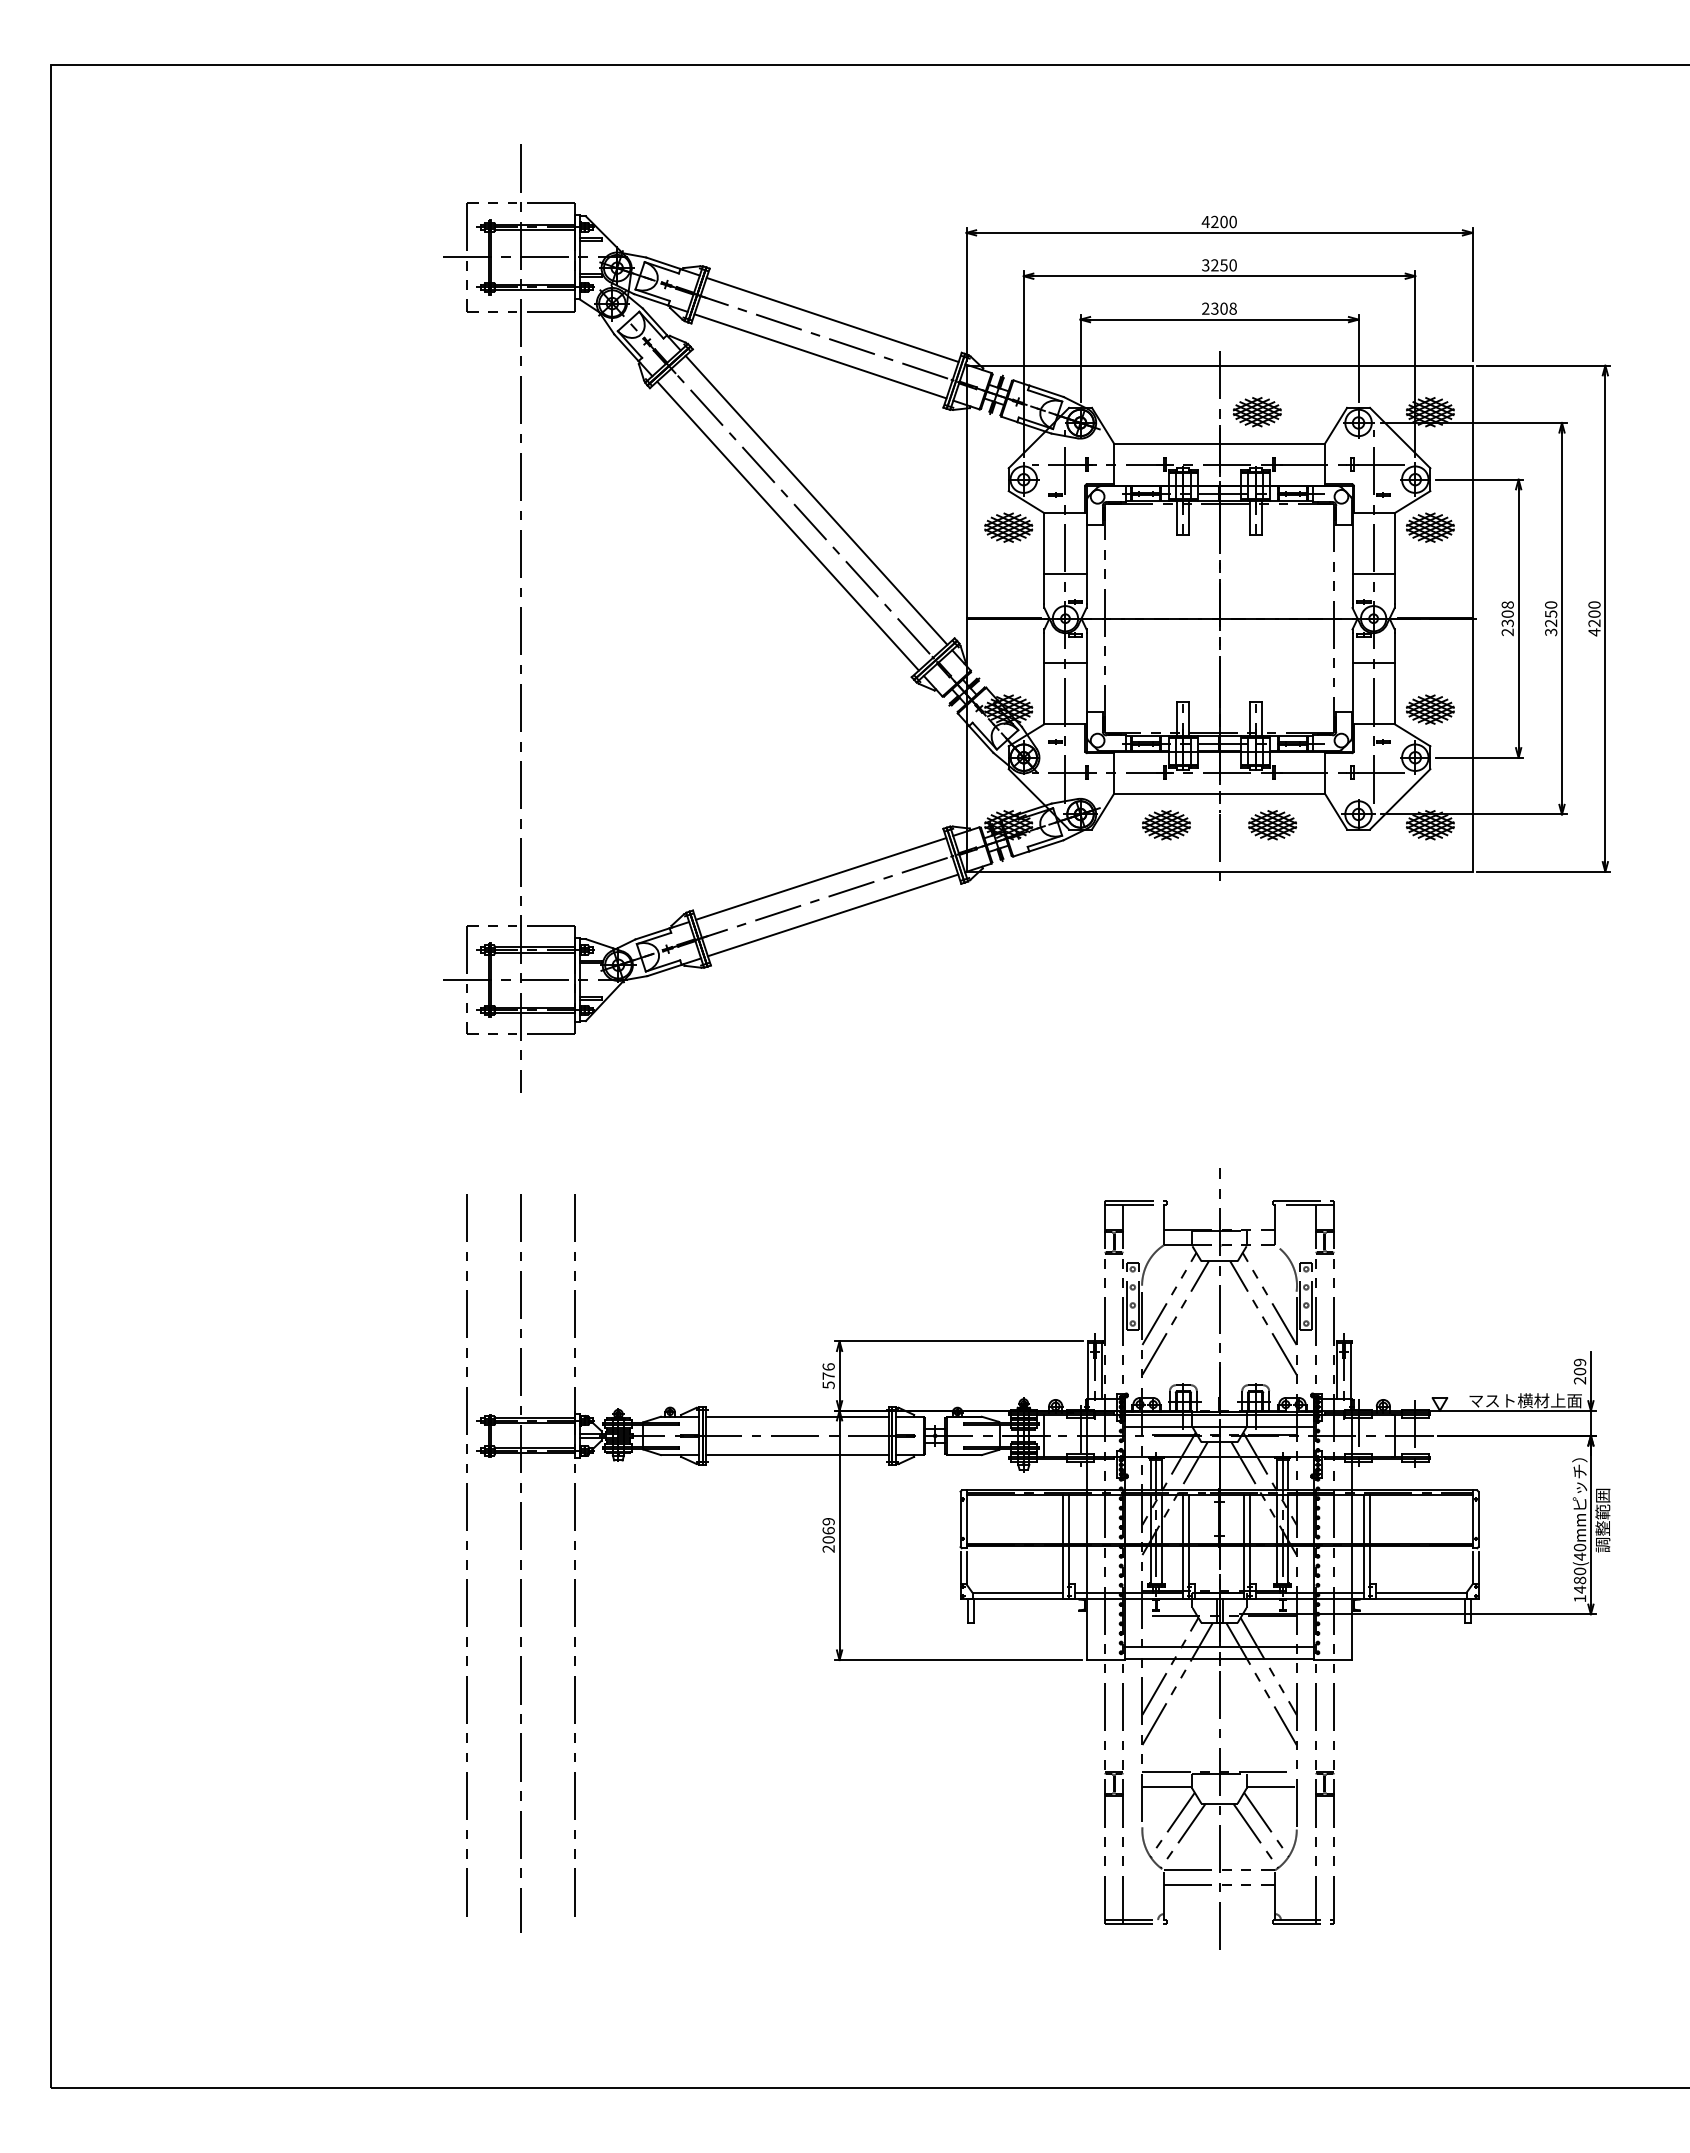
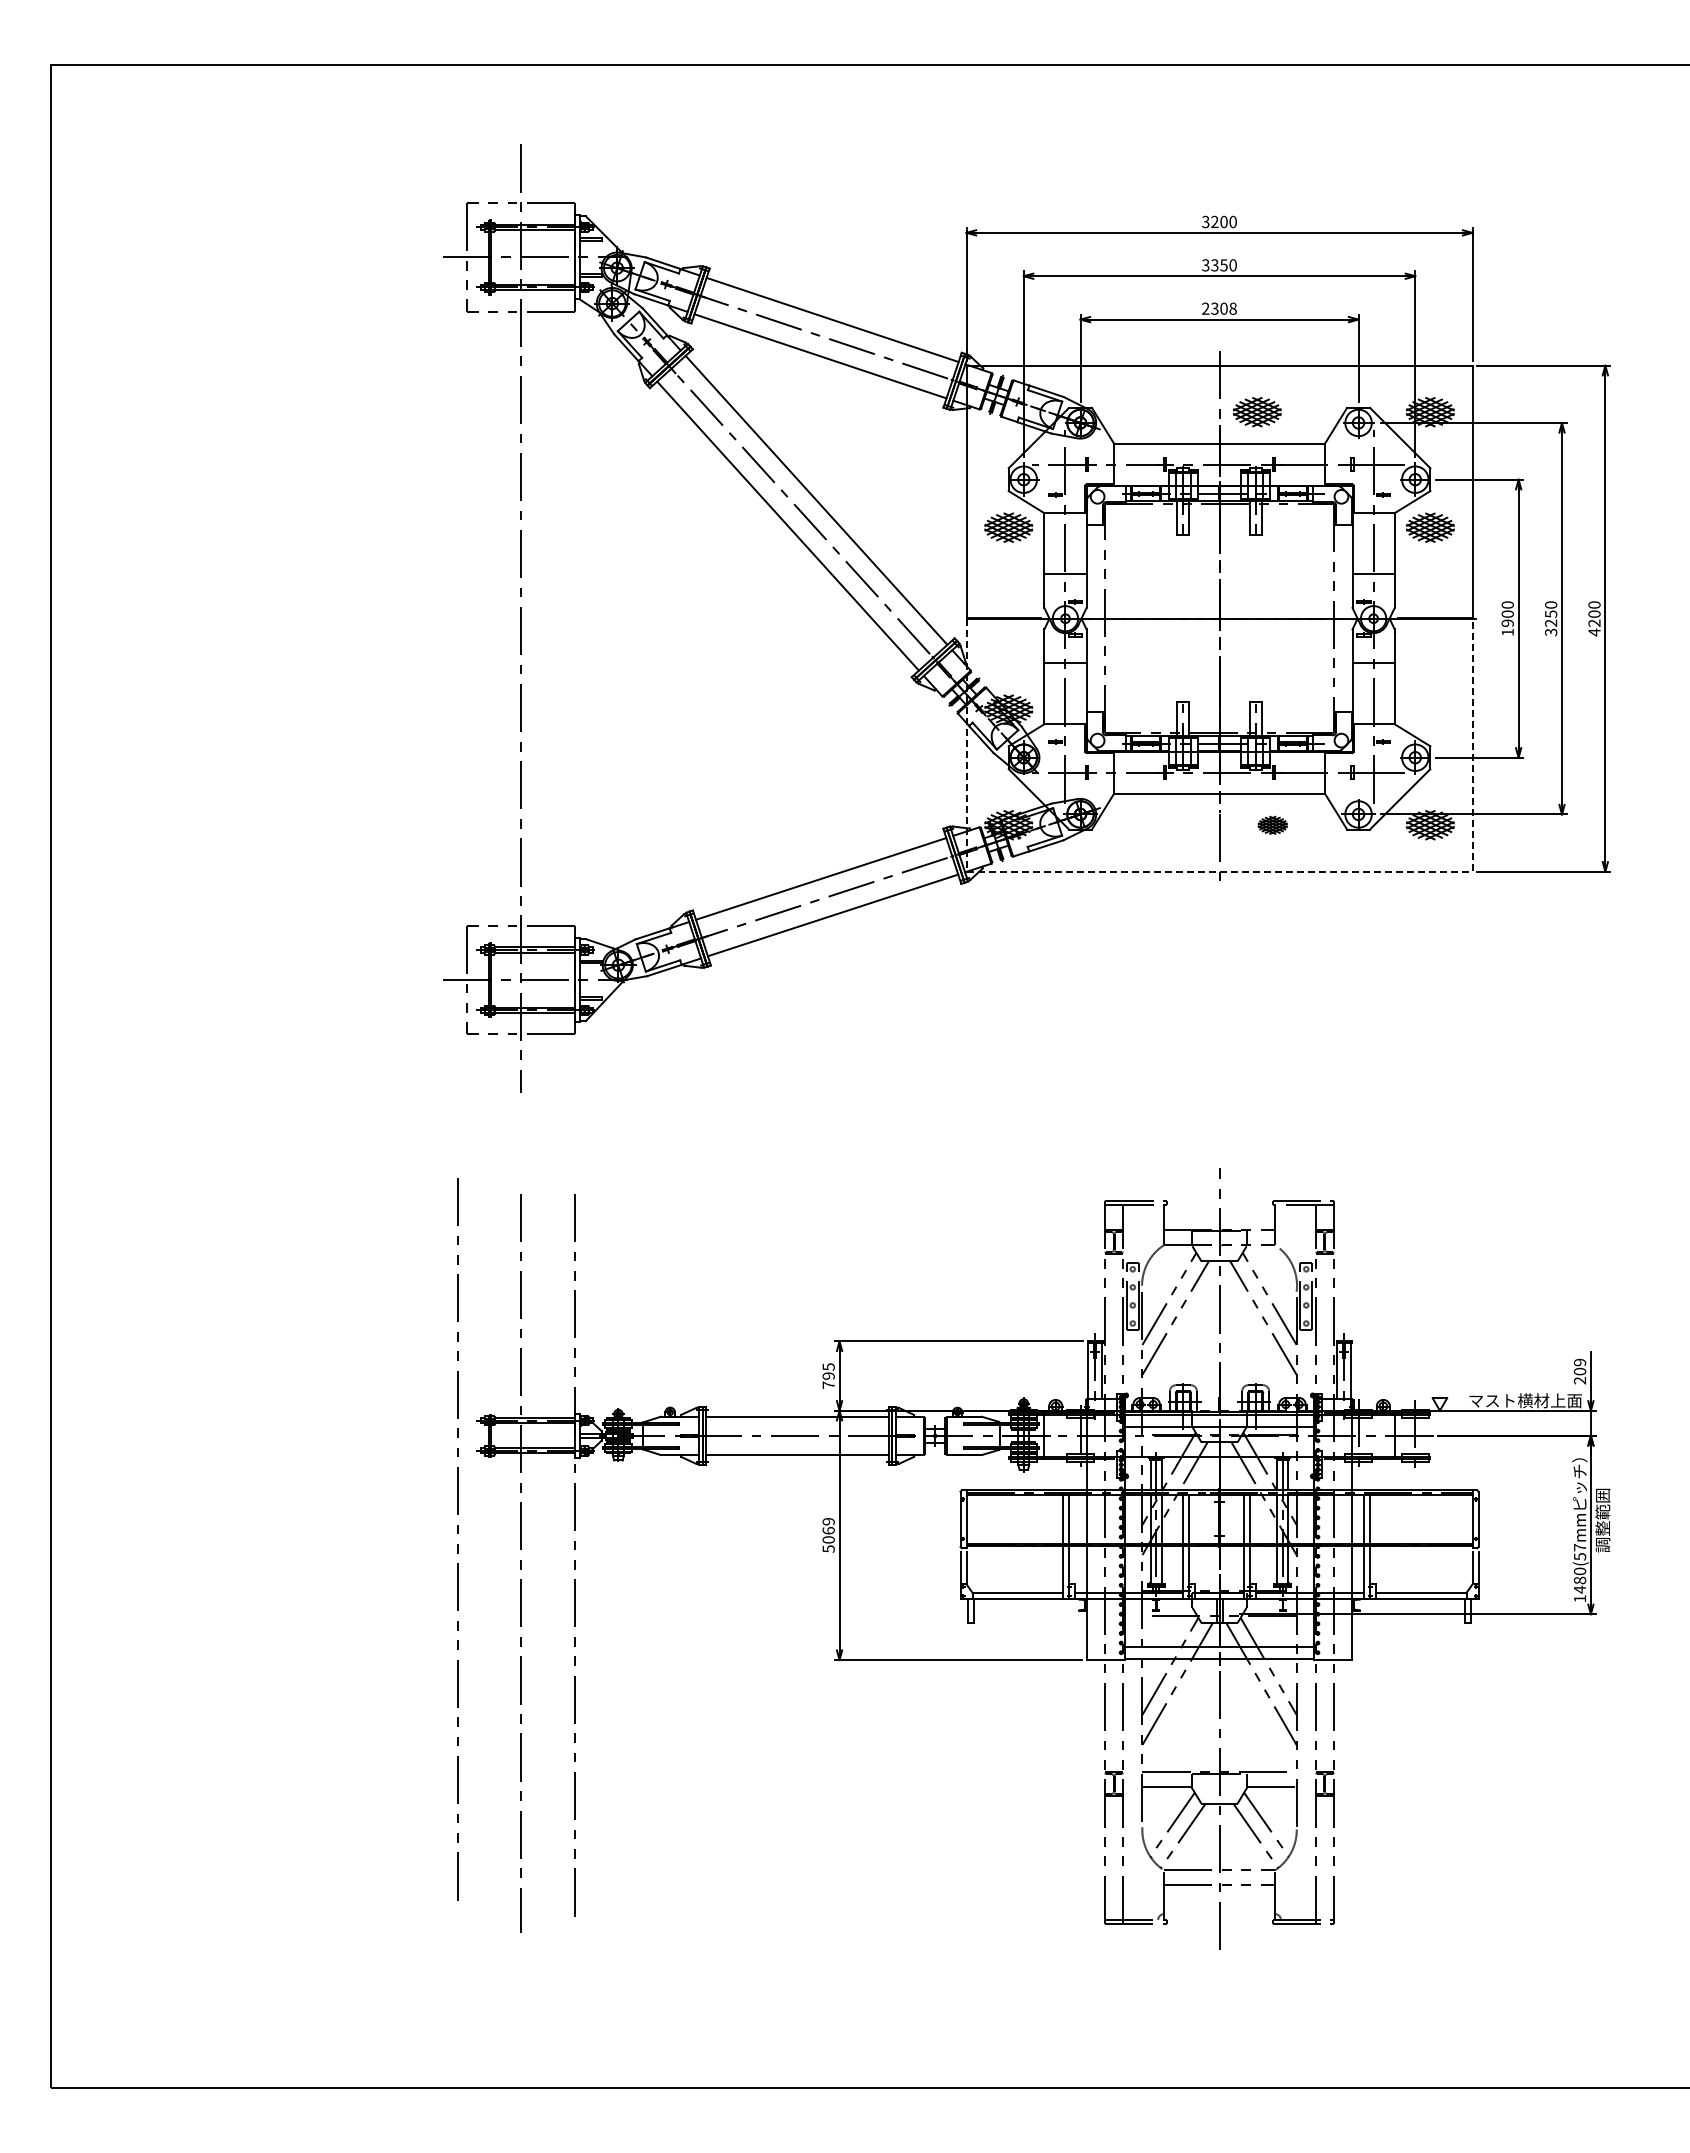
text: 4200 -> 3200 (1205, 221)
text: 3250 -> 3350 (1214, 265)
text: 2308 -> 1900 (1507, 618)
part: present -> none (1430, 709)
part: present -> none (1166, 825)
part size: 50x31 px -> 31x20 px (1272, 824)
line: solid -> dashed (1219, 871)
text: 576 -> 795 (828, 1376)
text: 2069 -> 5069 (828, 1548)
text: 1480(40mm -> 1480(57mm (1579, 1551)
line position: (466, 1560) -> (457, 1544) (457, 1544)
